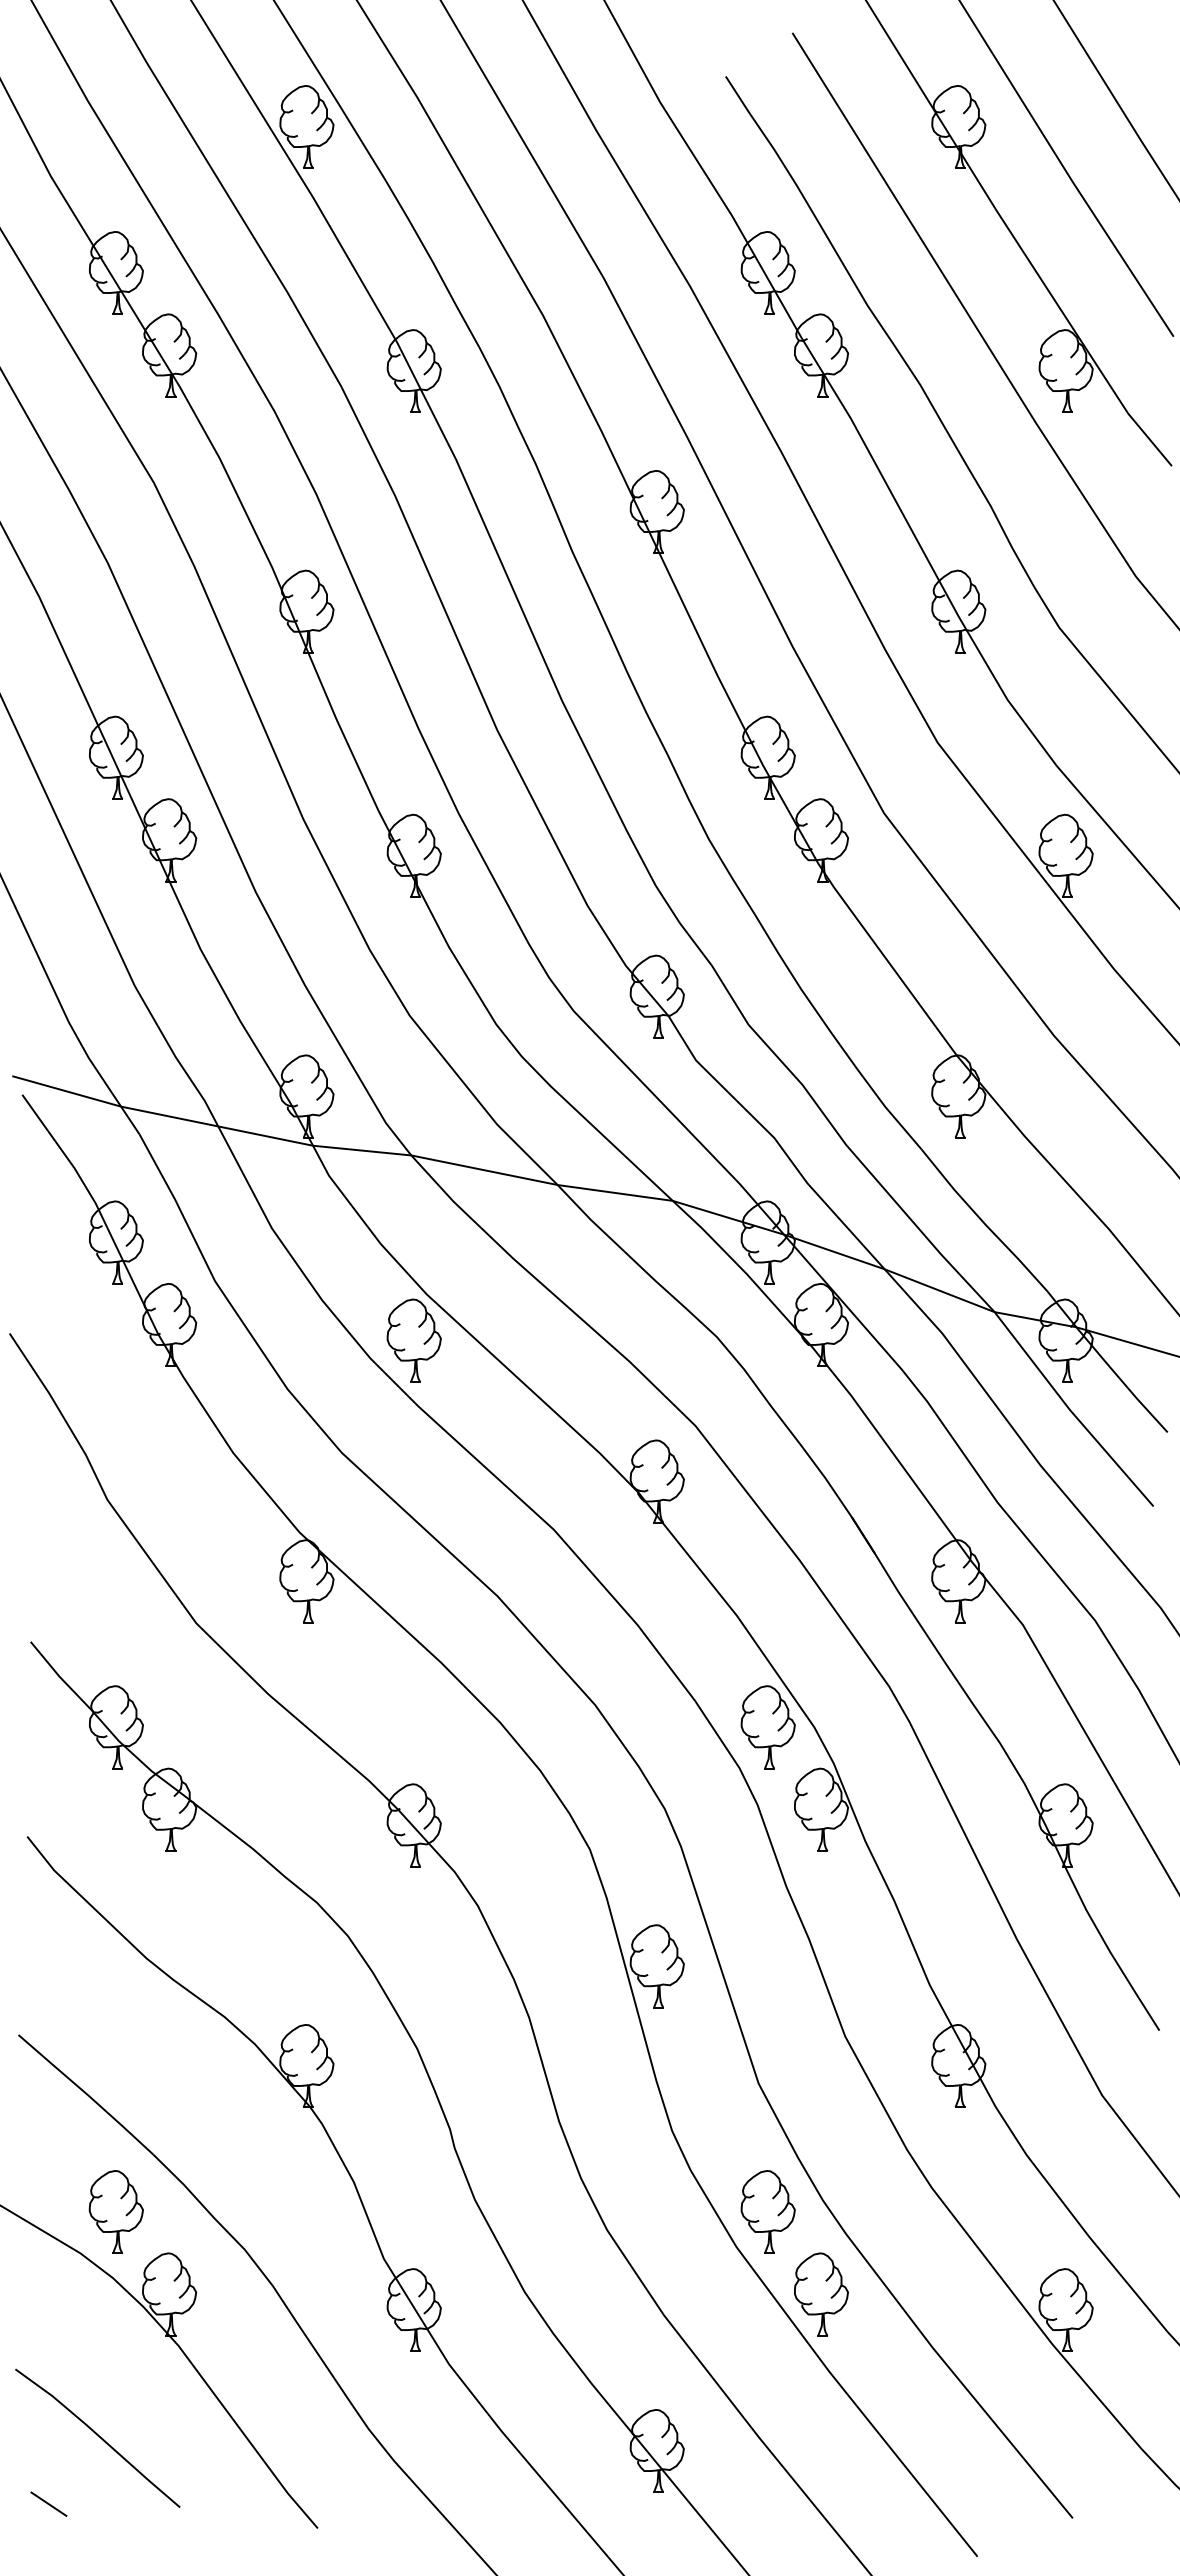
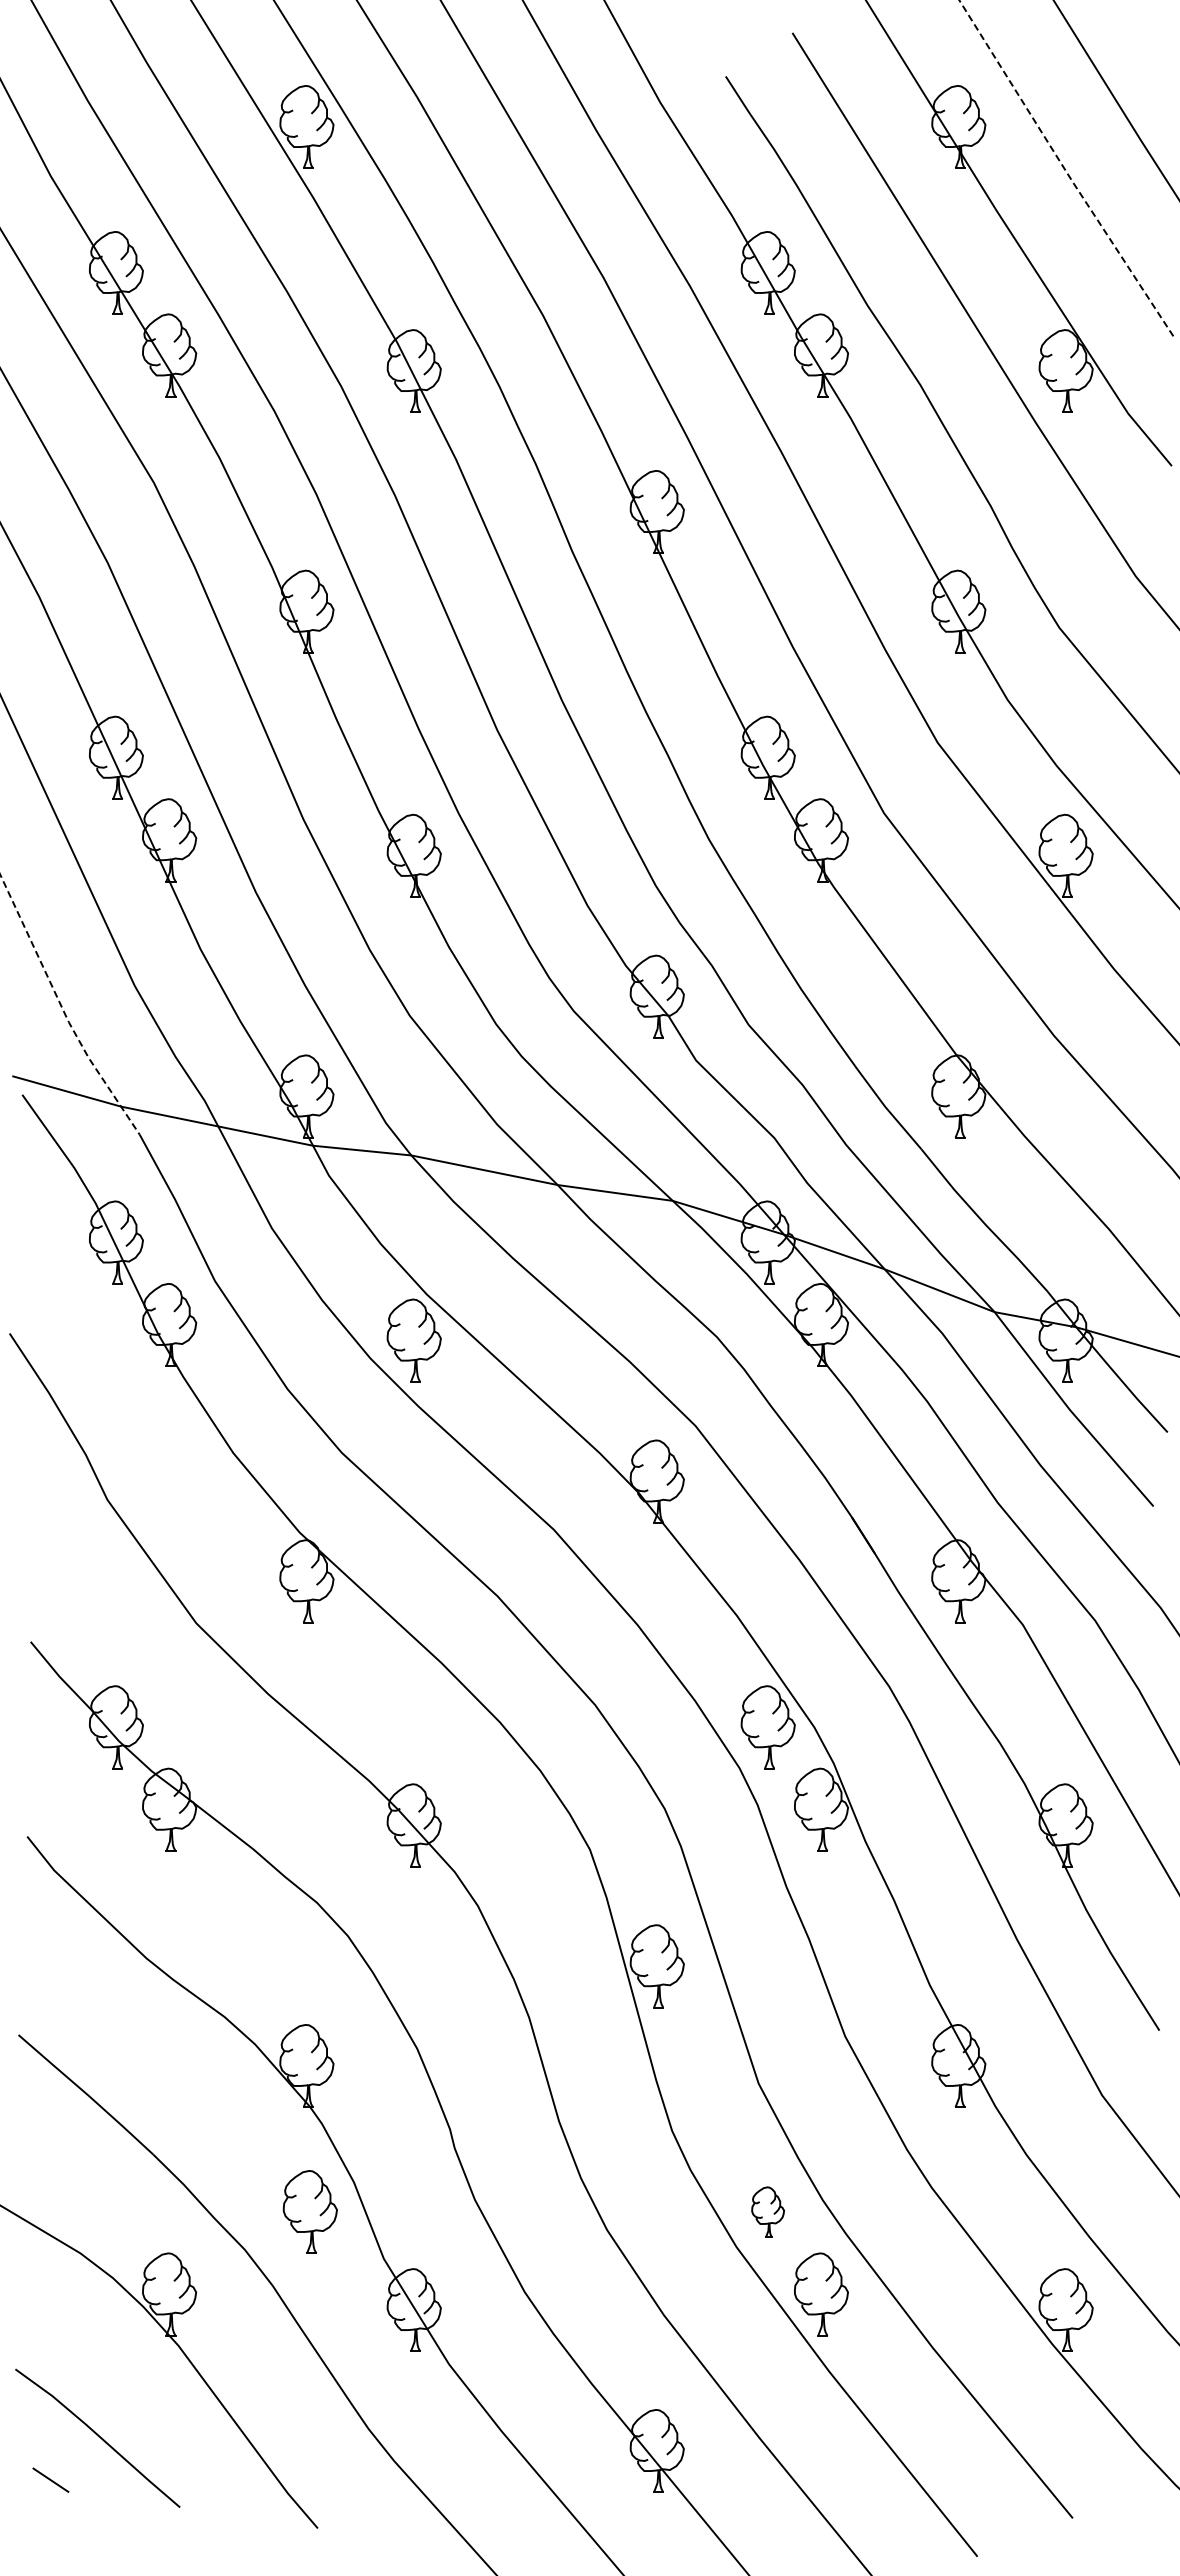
line: solid -> dashed (1065, 170)
line: solid -> dashed (63, 1010)
part position: (115, 2211) -> (309, 2211) (309, 2211)
part size: 56x84 px -> 34x52 px (767, 2211)
line position: (48, 2503) -> (50, 2479) (50, 2479)
